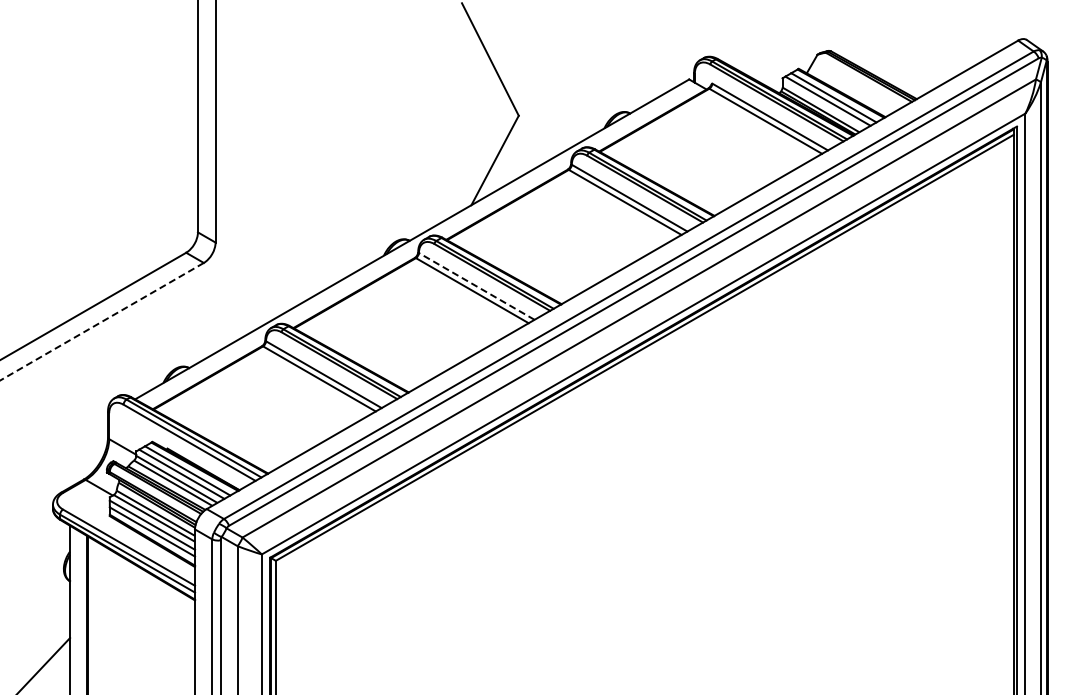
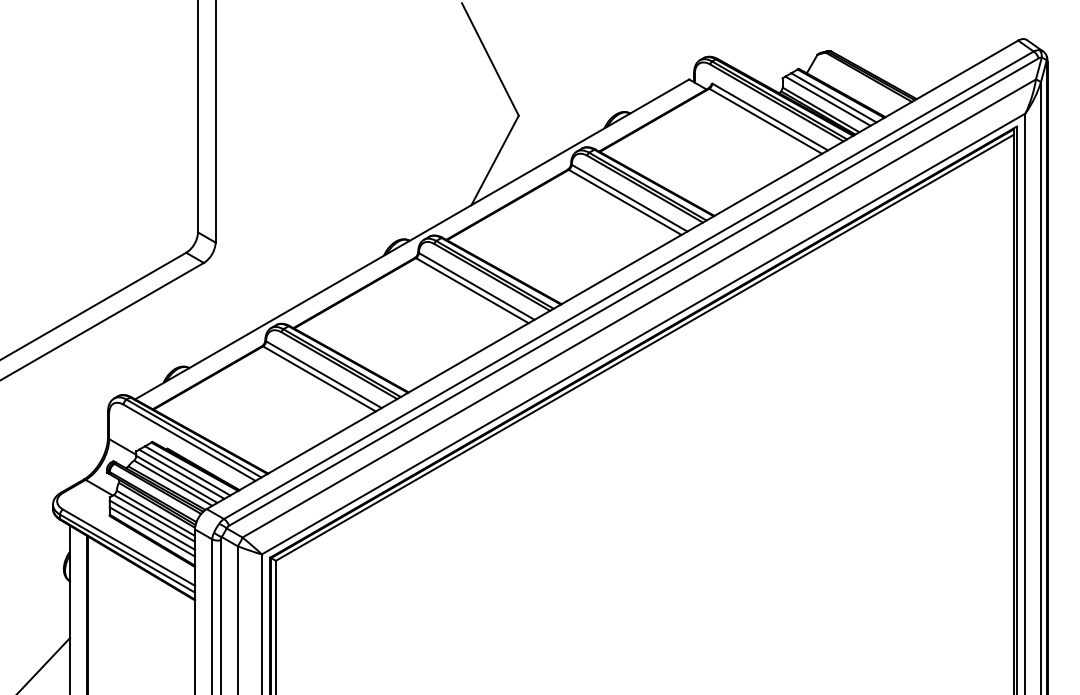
line: dashed -> solid (476, 286)
line: dashed -> solid (101, 321)
